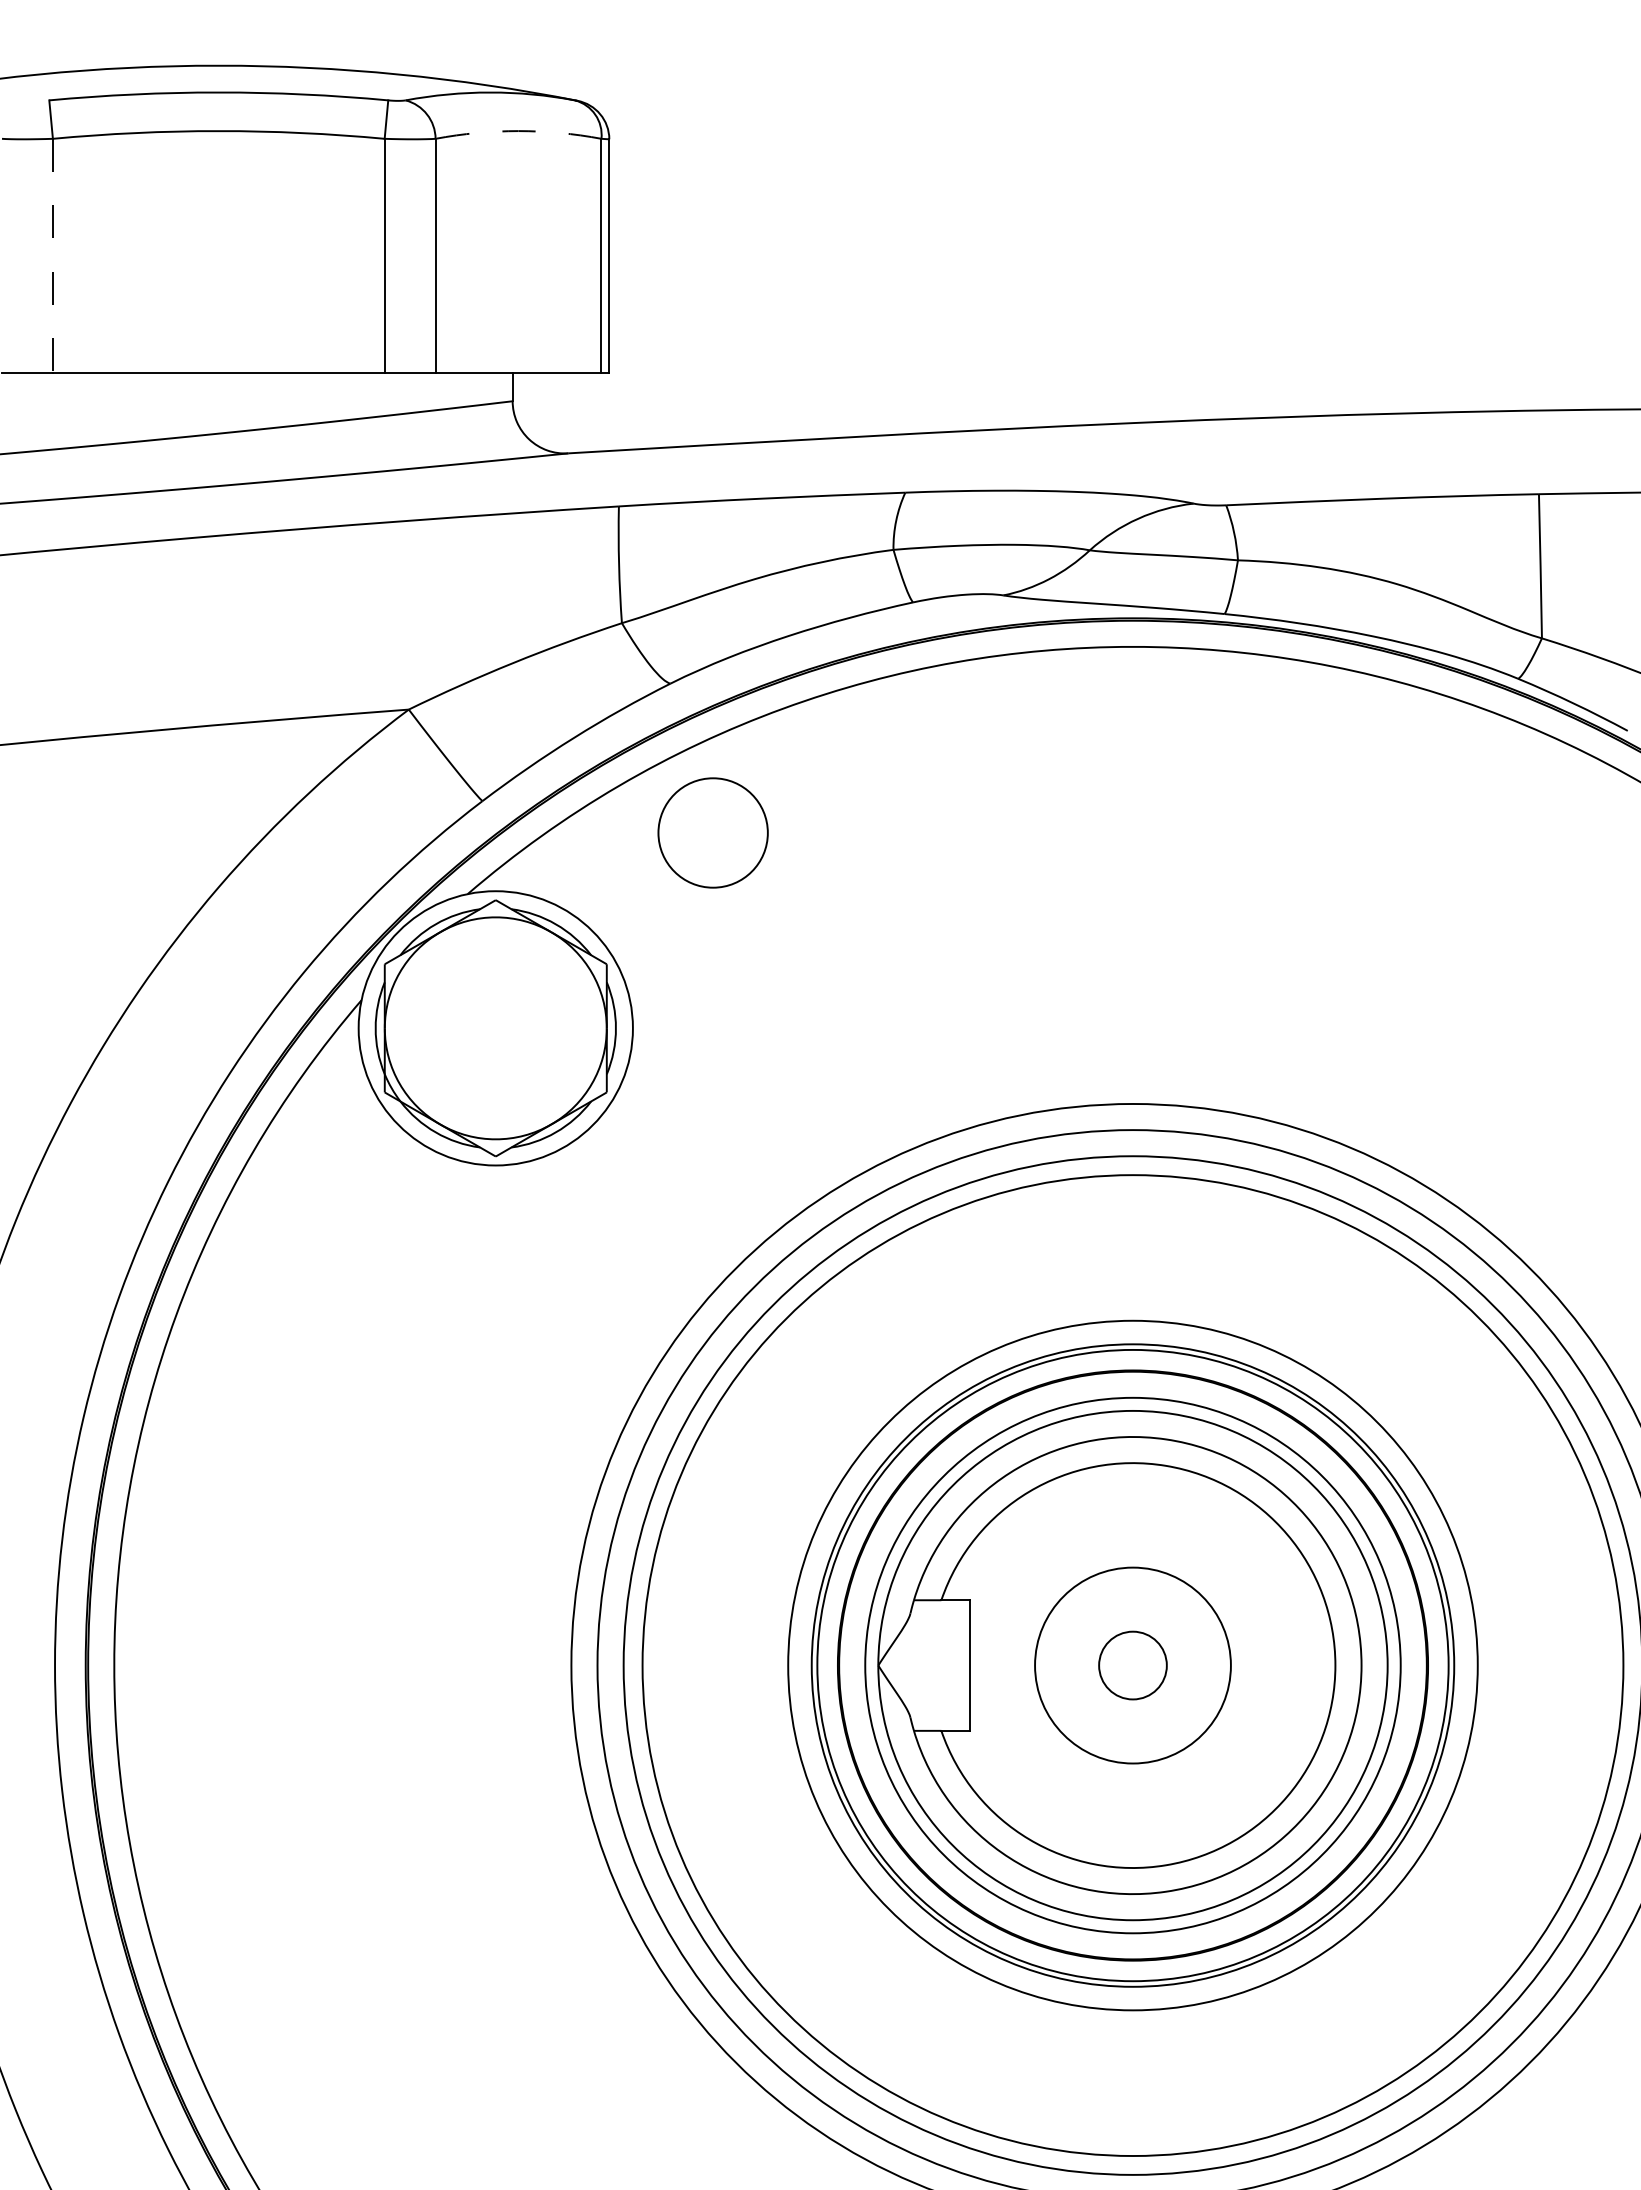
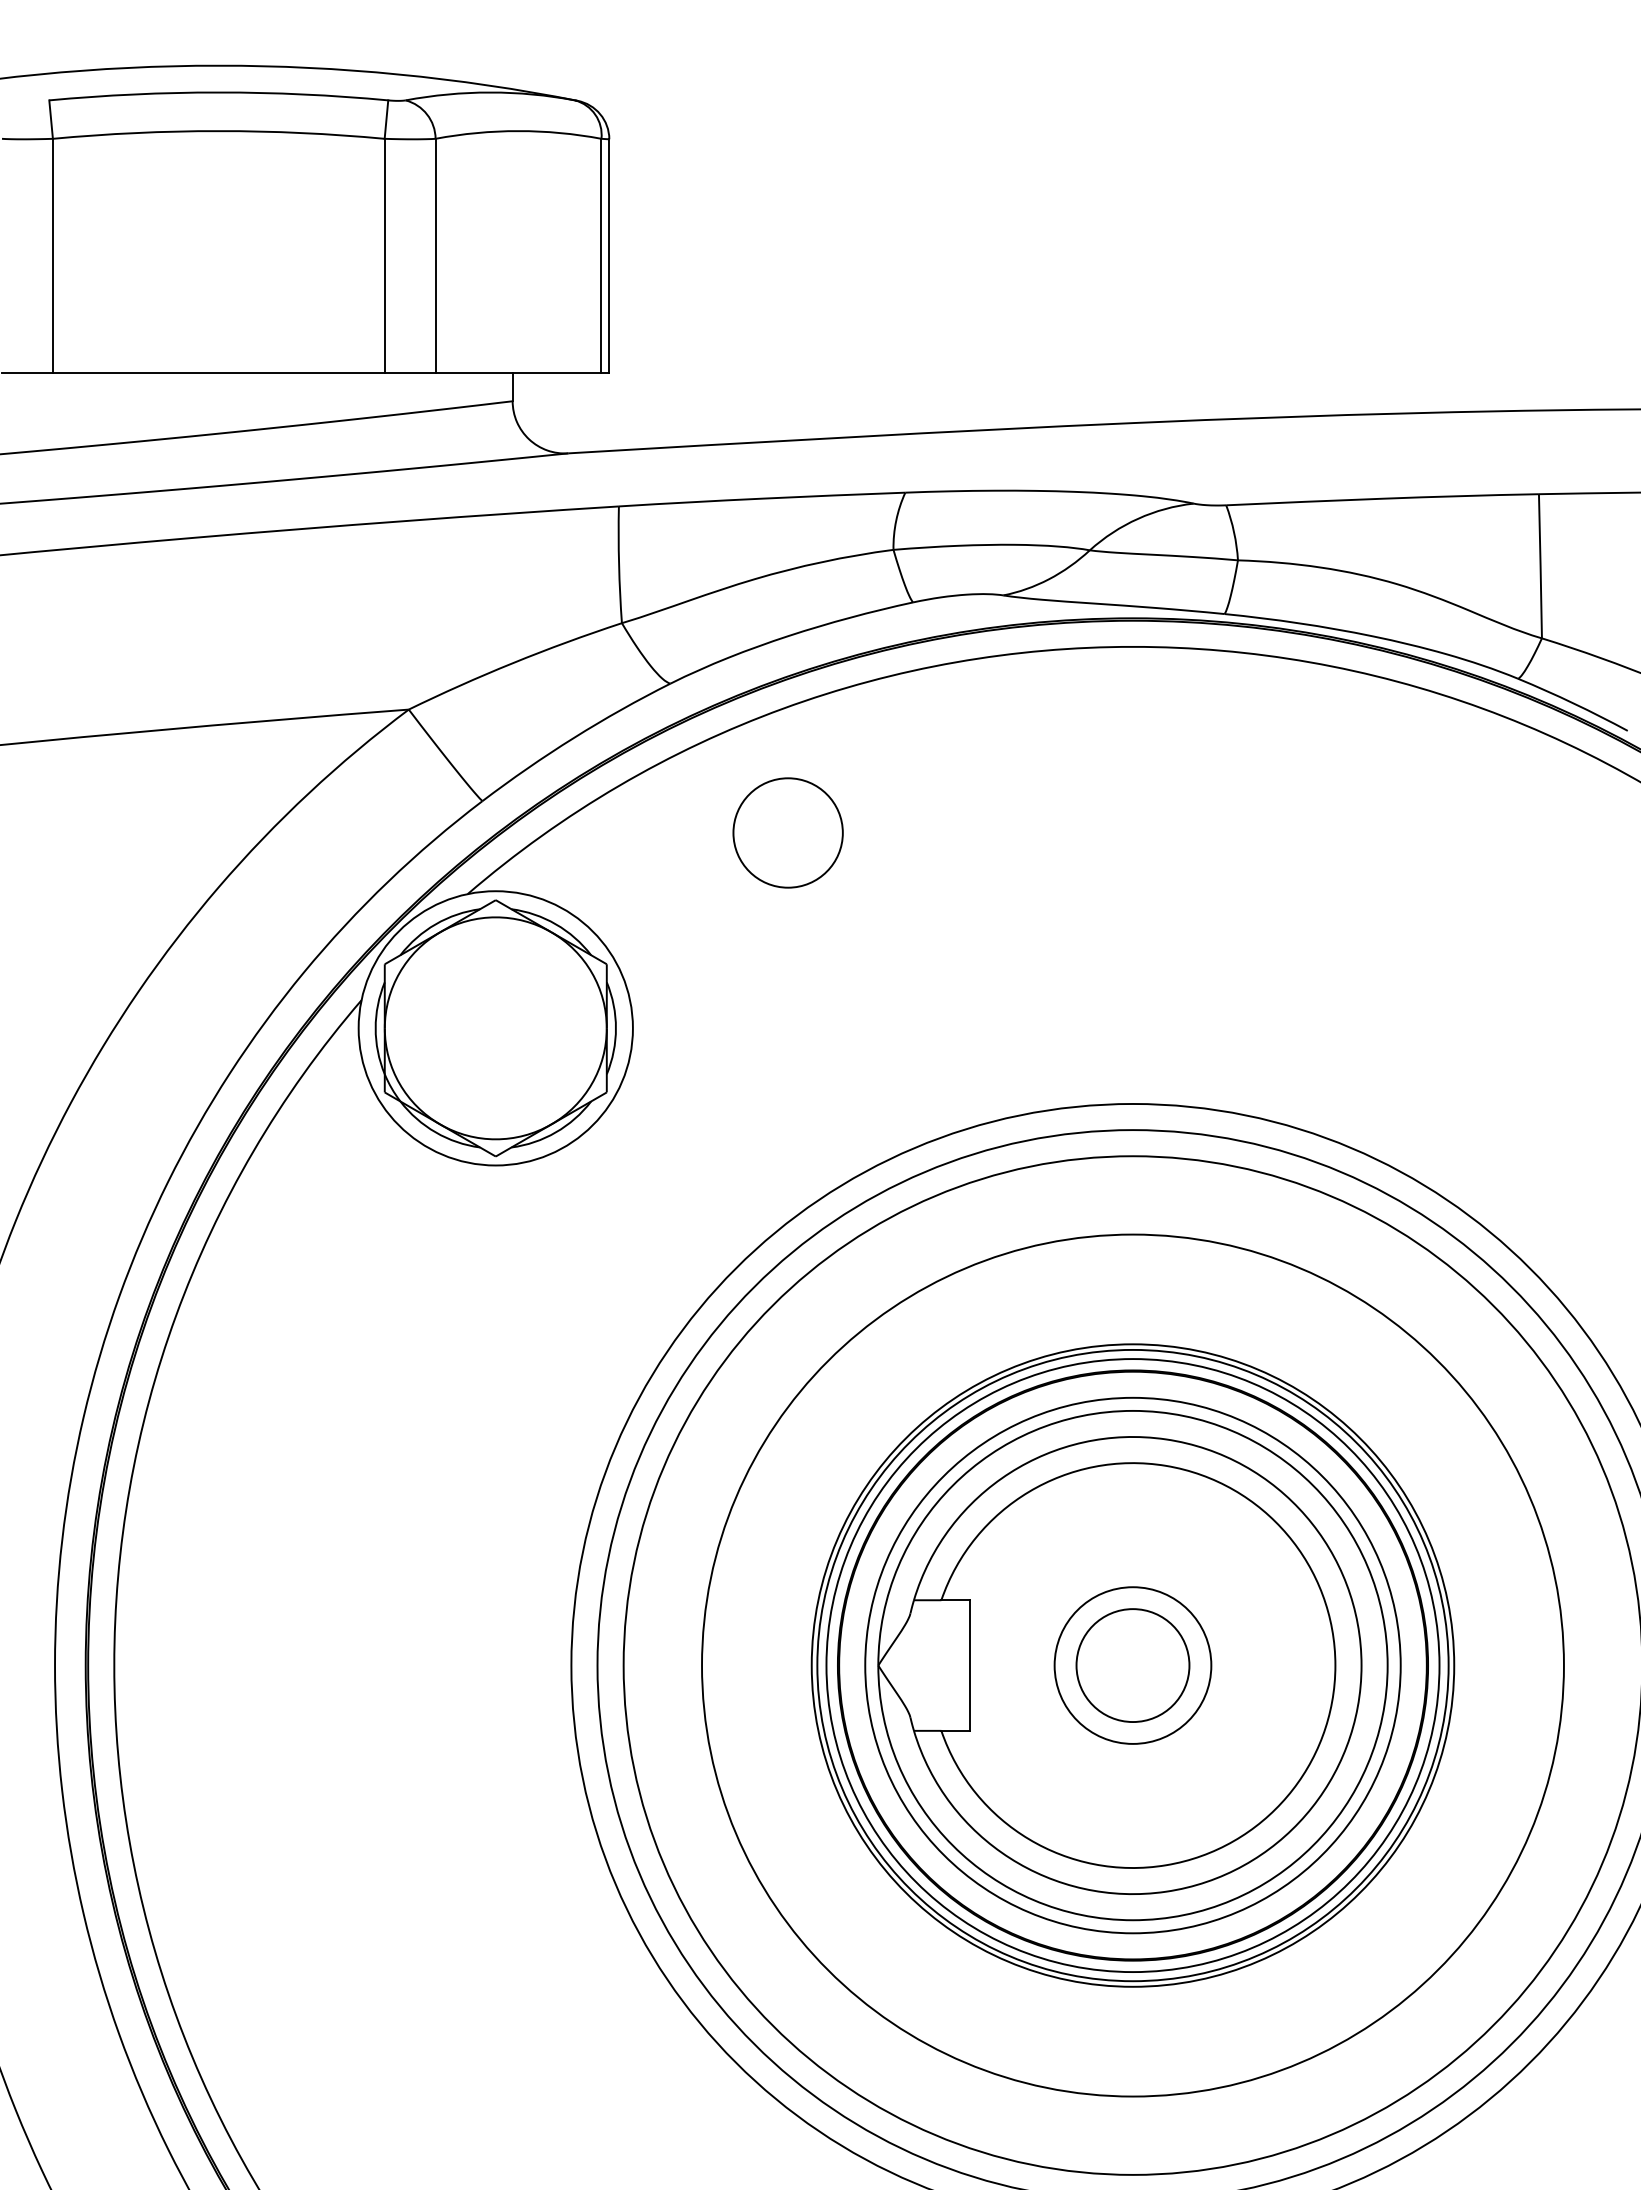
arc: dashed -> solid (518, 131)
line: dashed -> solid (52, 255)
circle position: (712, 832) -> (787, 832) (787, 832)
circle diameter: 196 px -> 157 px (1132, 1665)
circle diameter: 68 px -> 113 px (1132, 1665)
circle diameter: 690 px -> 862 px (1132, 1665)
circle diameter: 981 px -> 613 px (1132, 1665)
